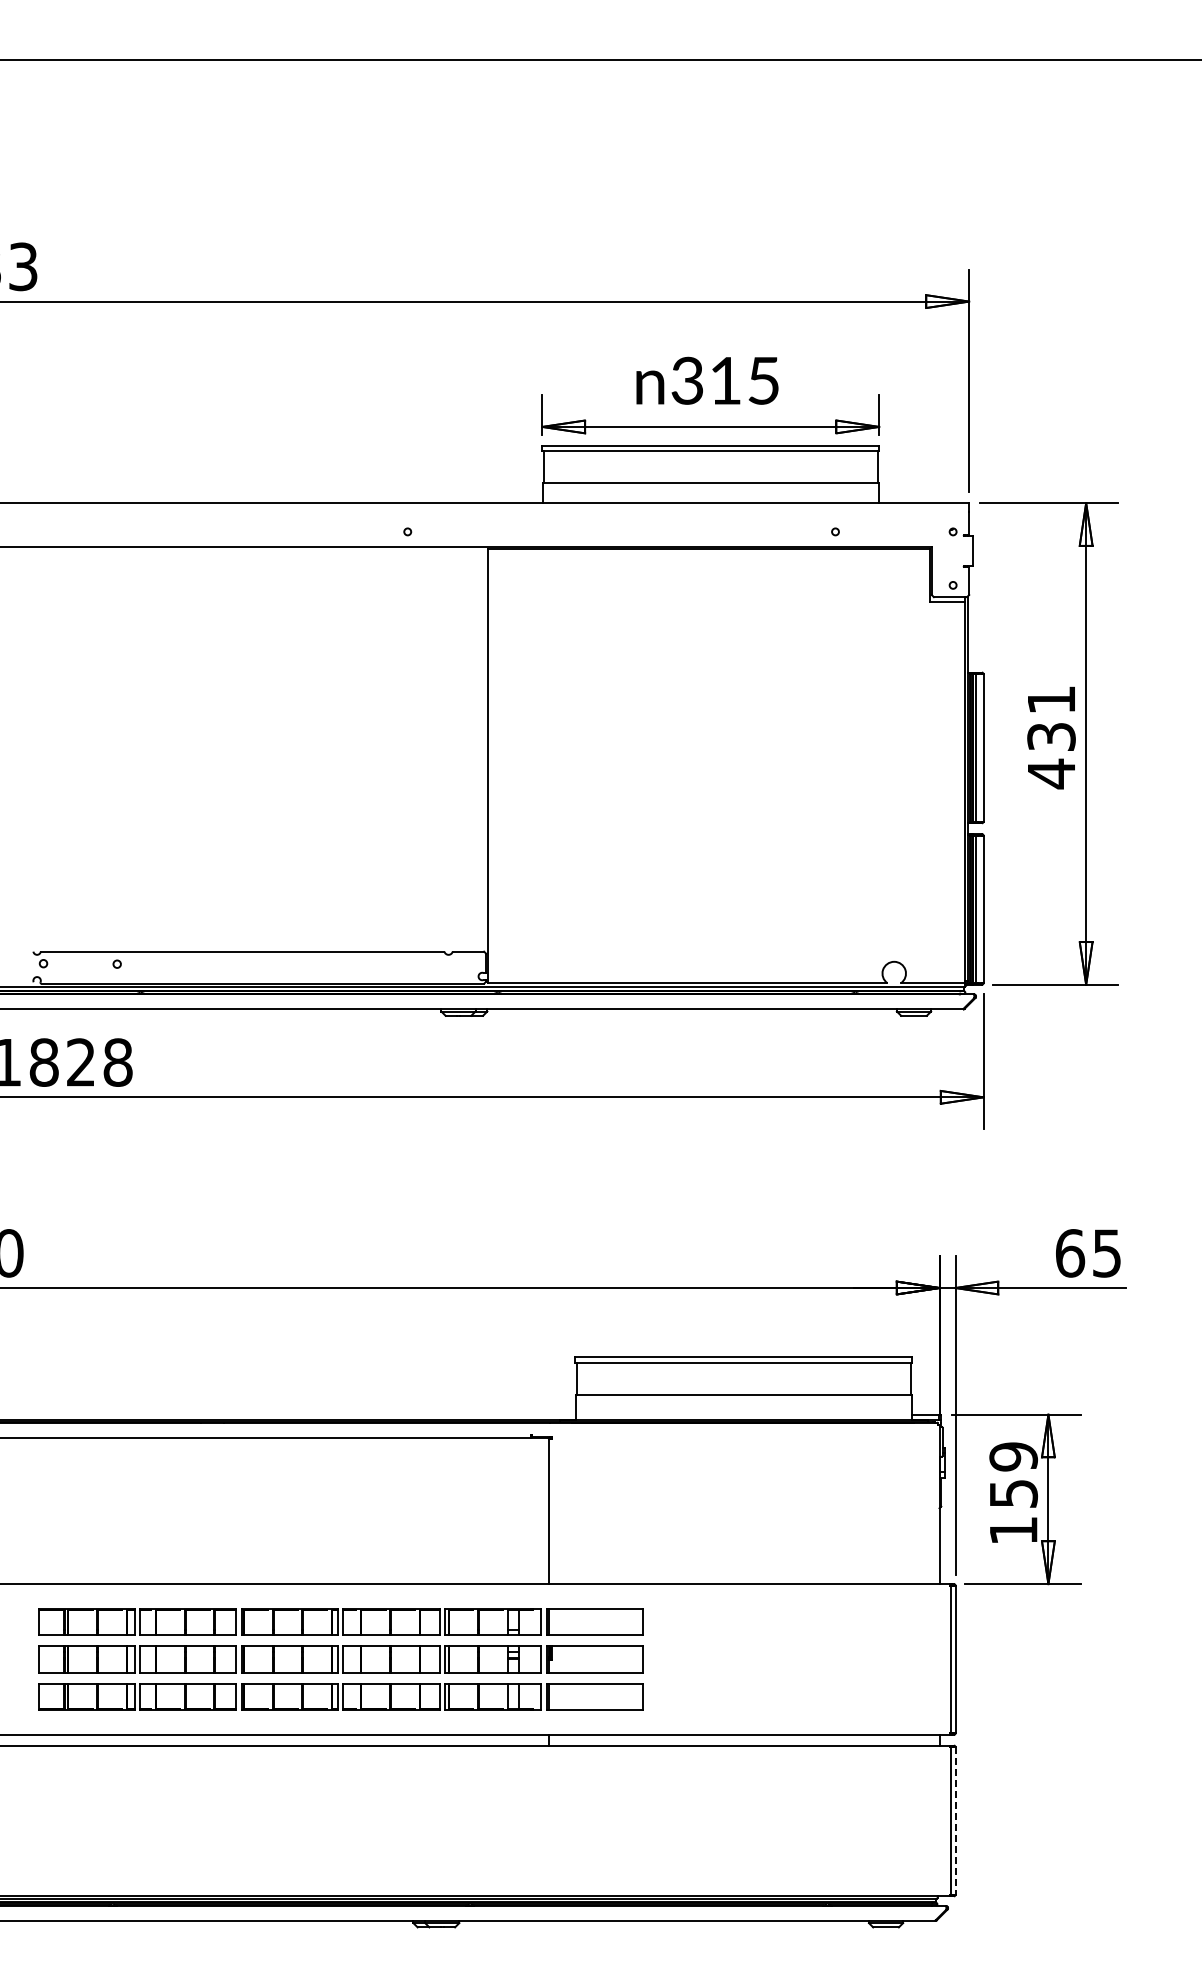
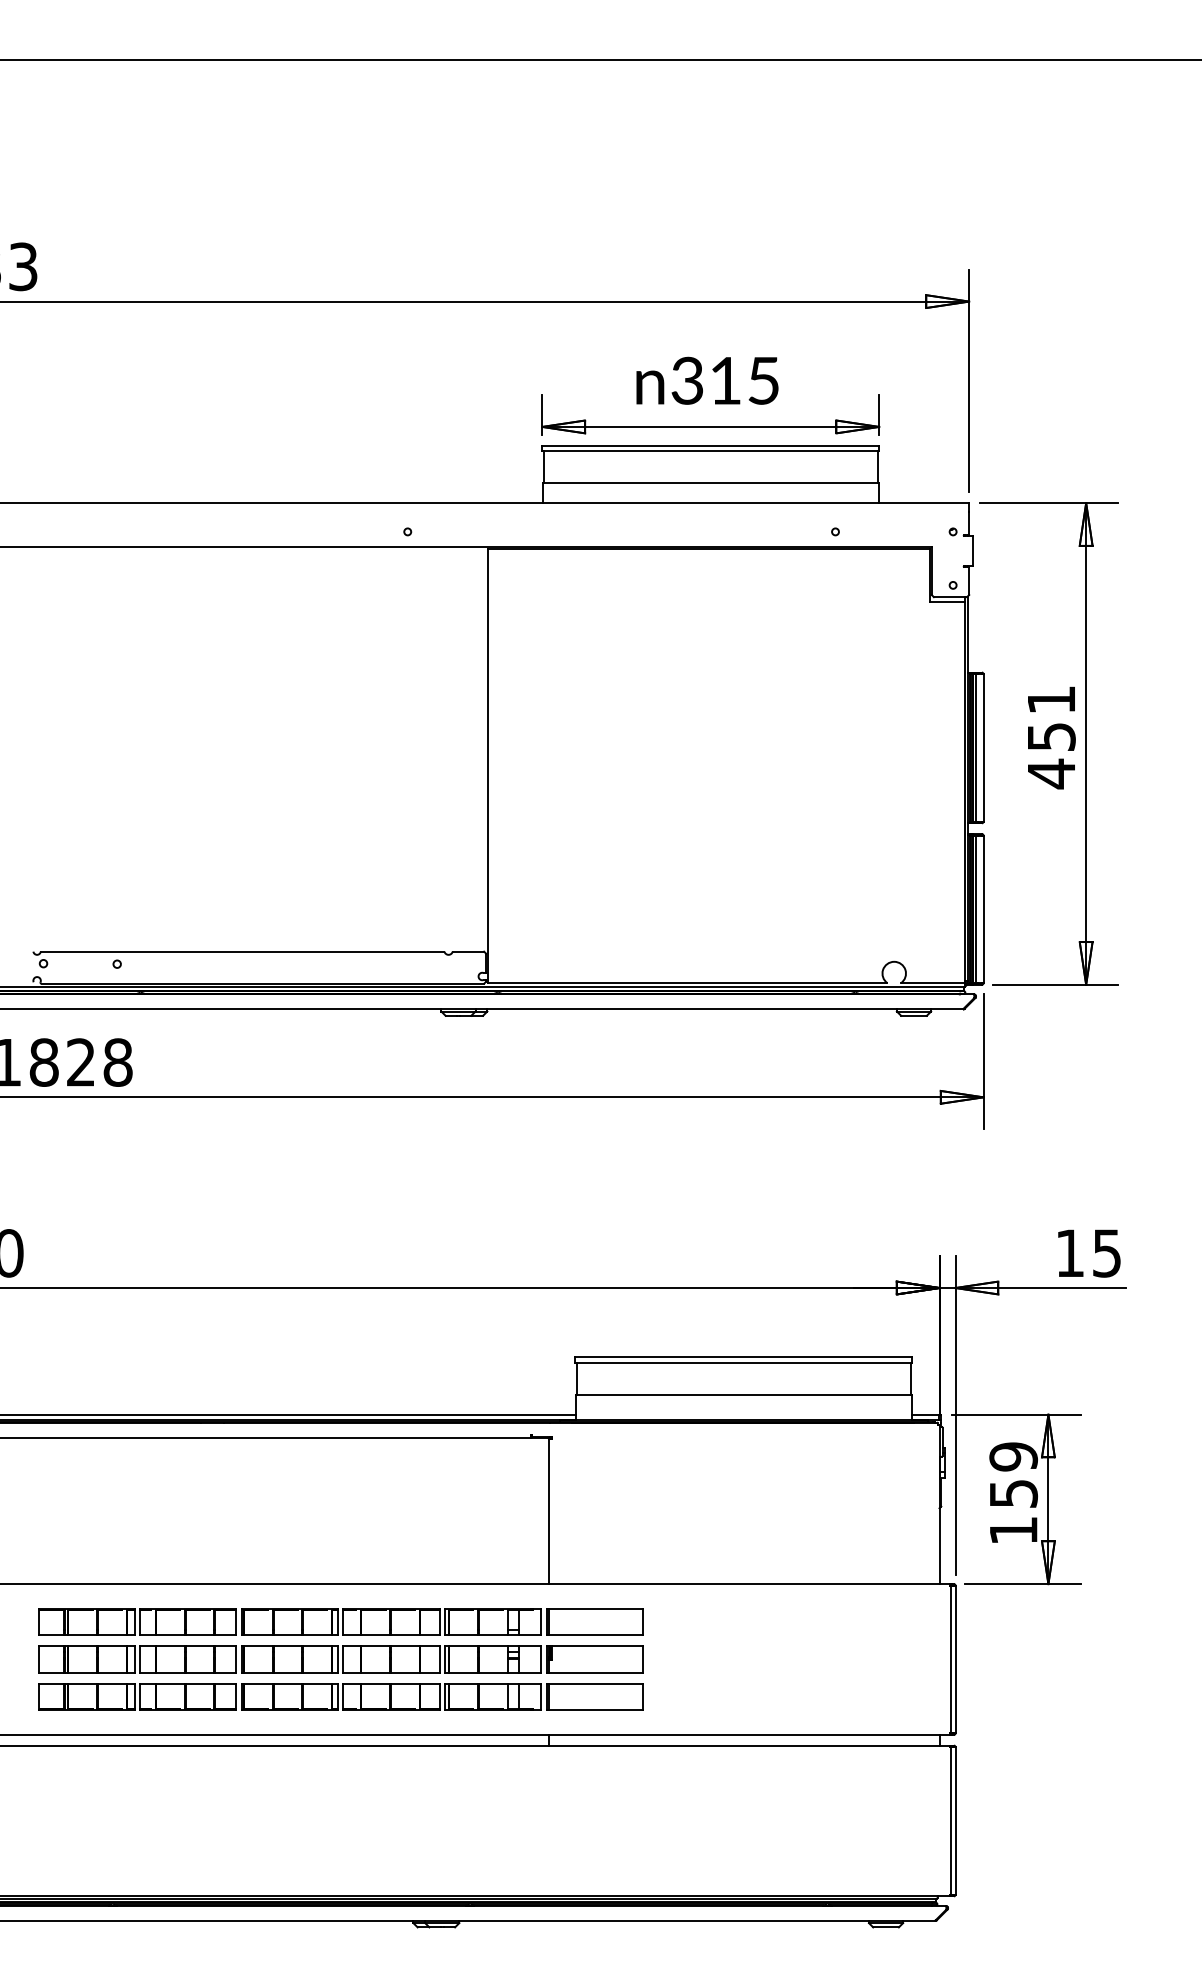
text: 431 -> 451 (1051, 736)
text: 65 -> 15 (1070, 1253)
line: none -> present (288, 1414)
line: dashed -> solid (955, 1820)
